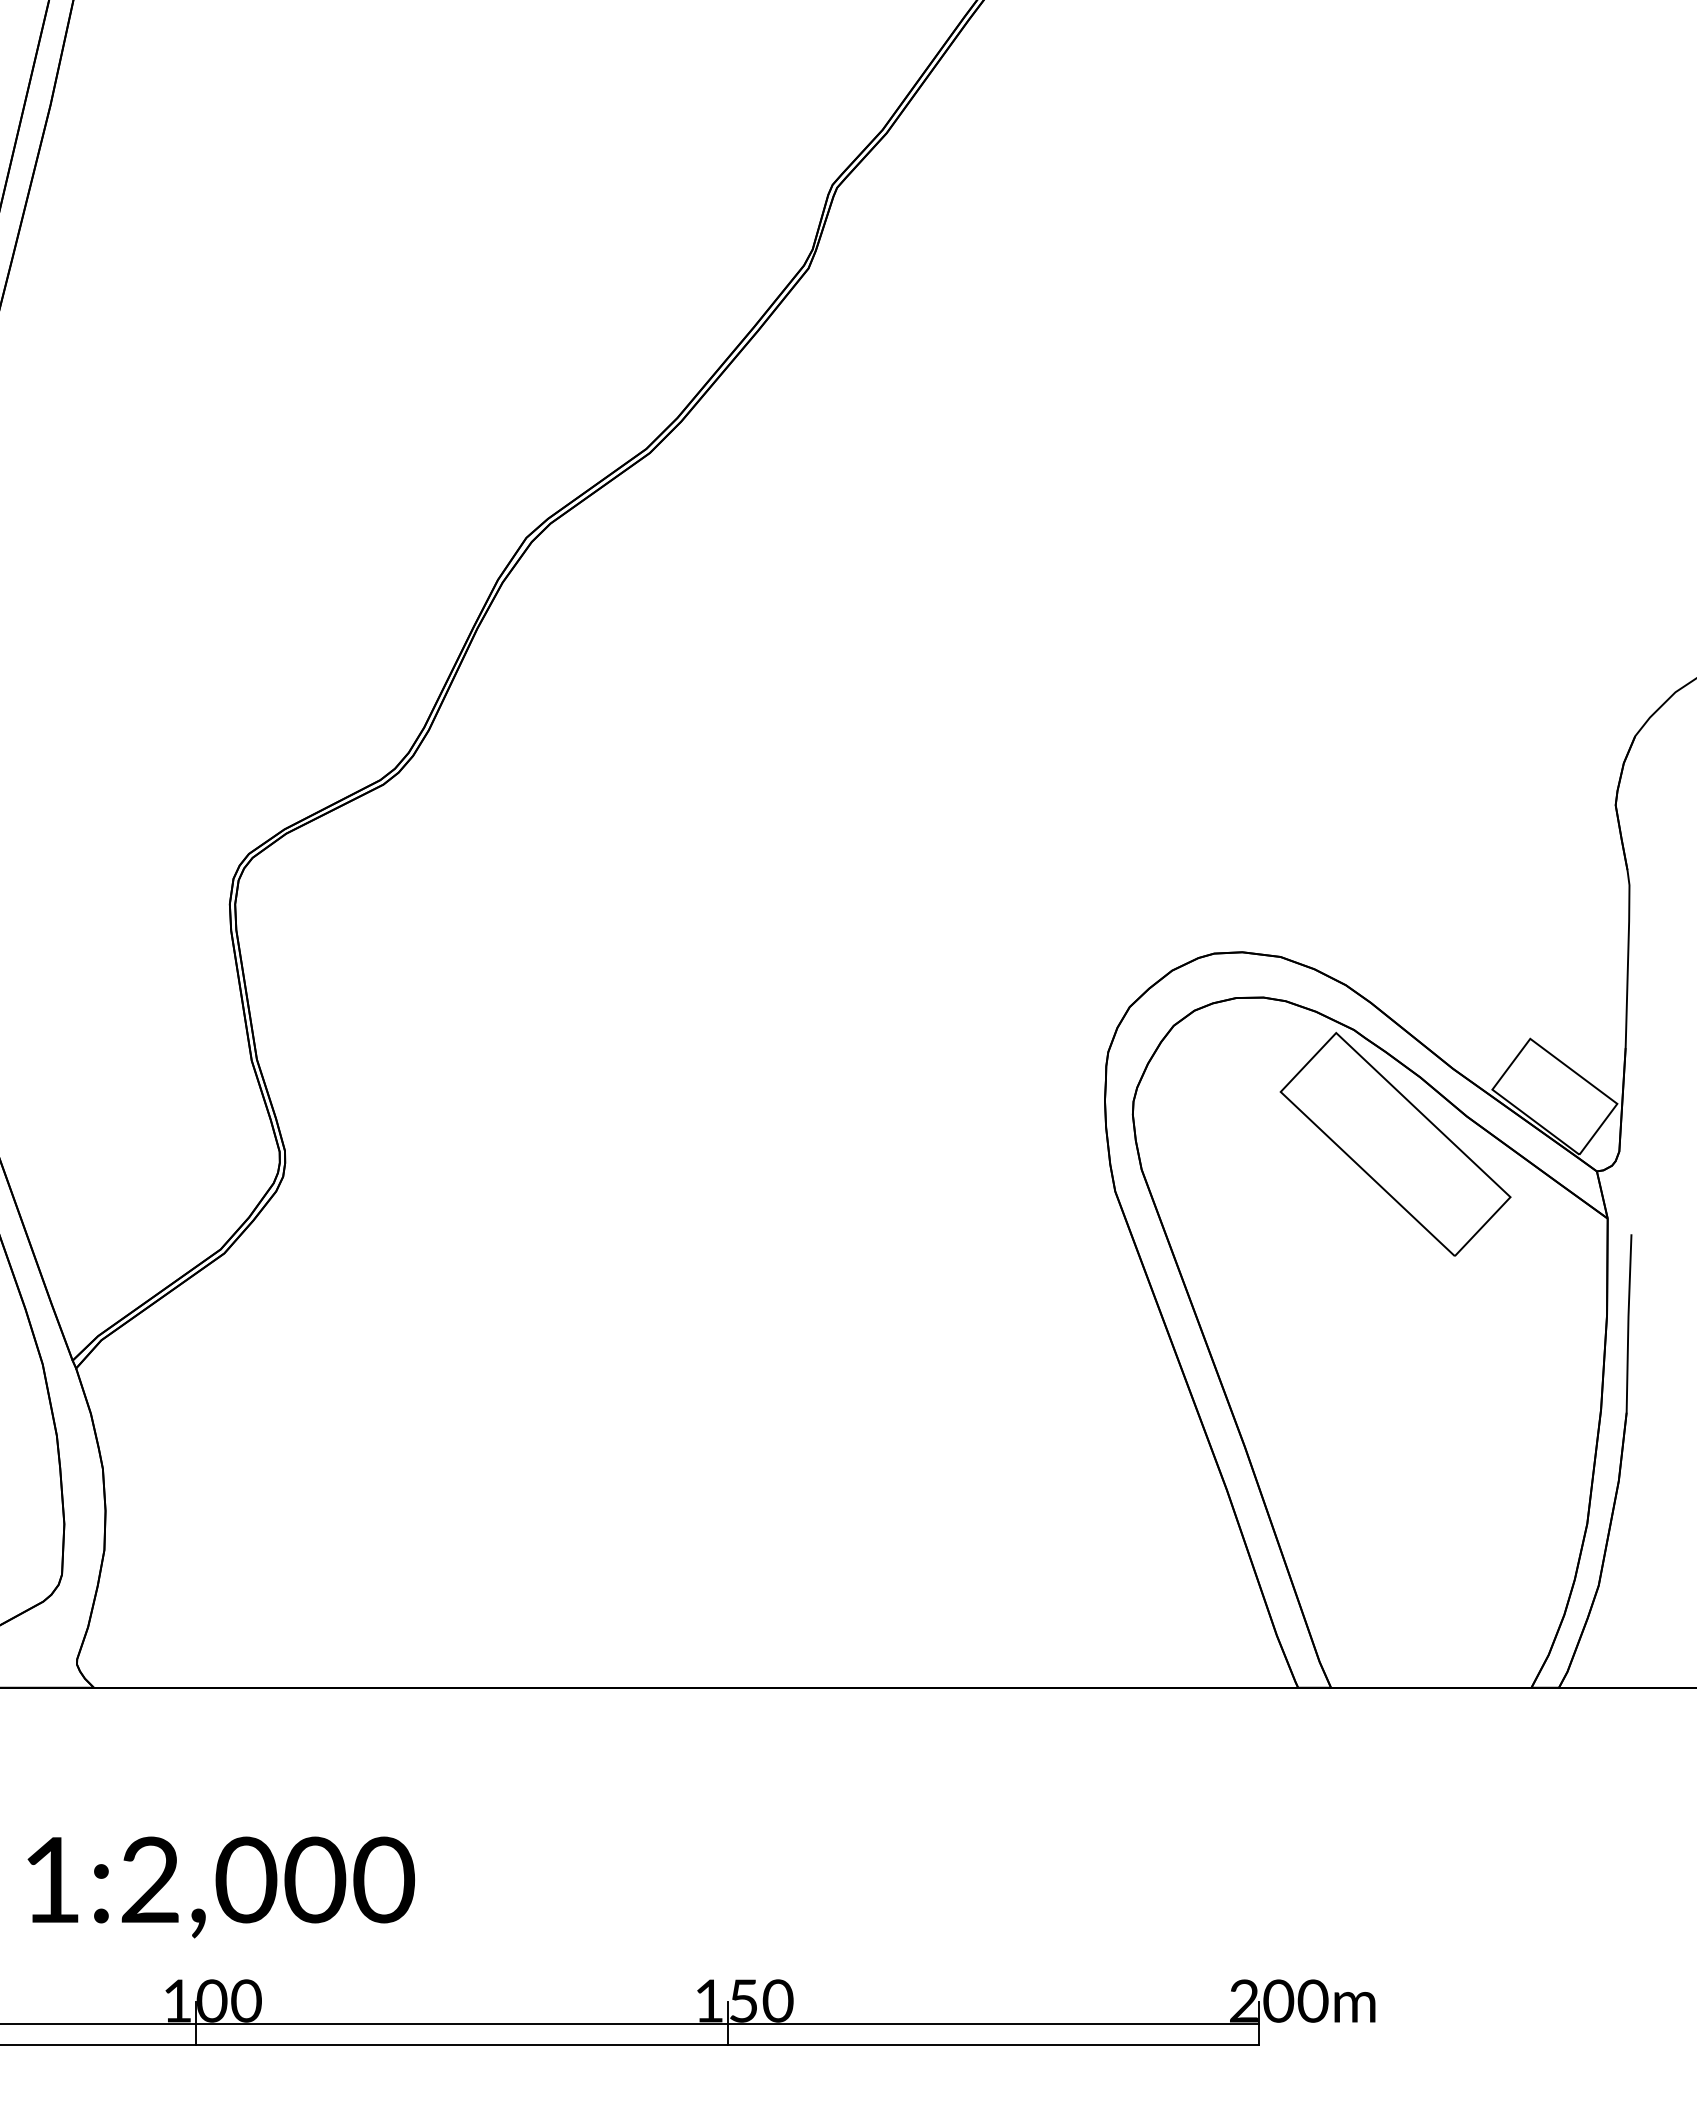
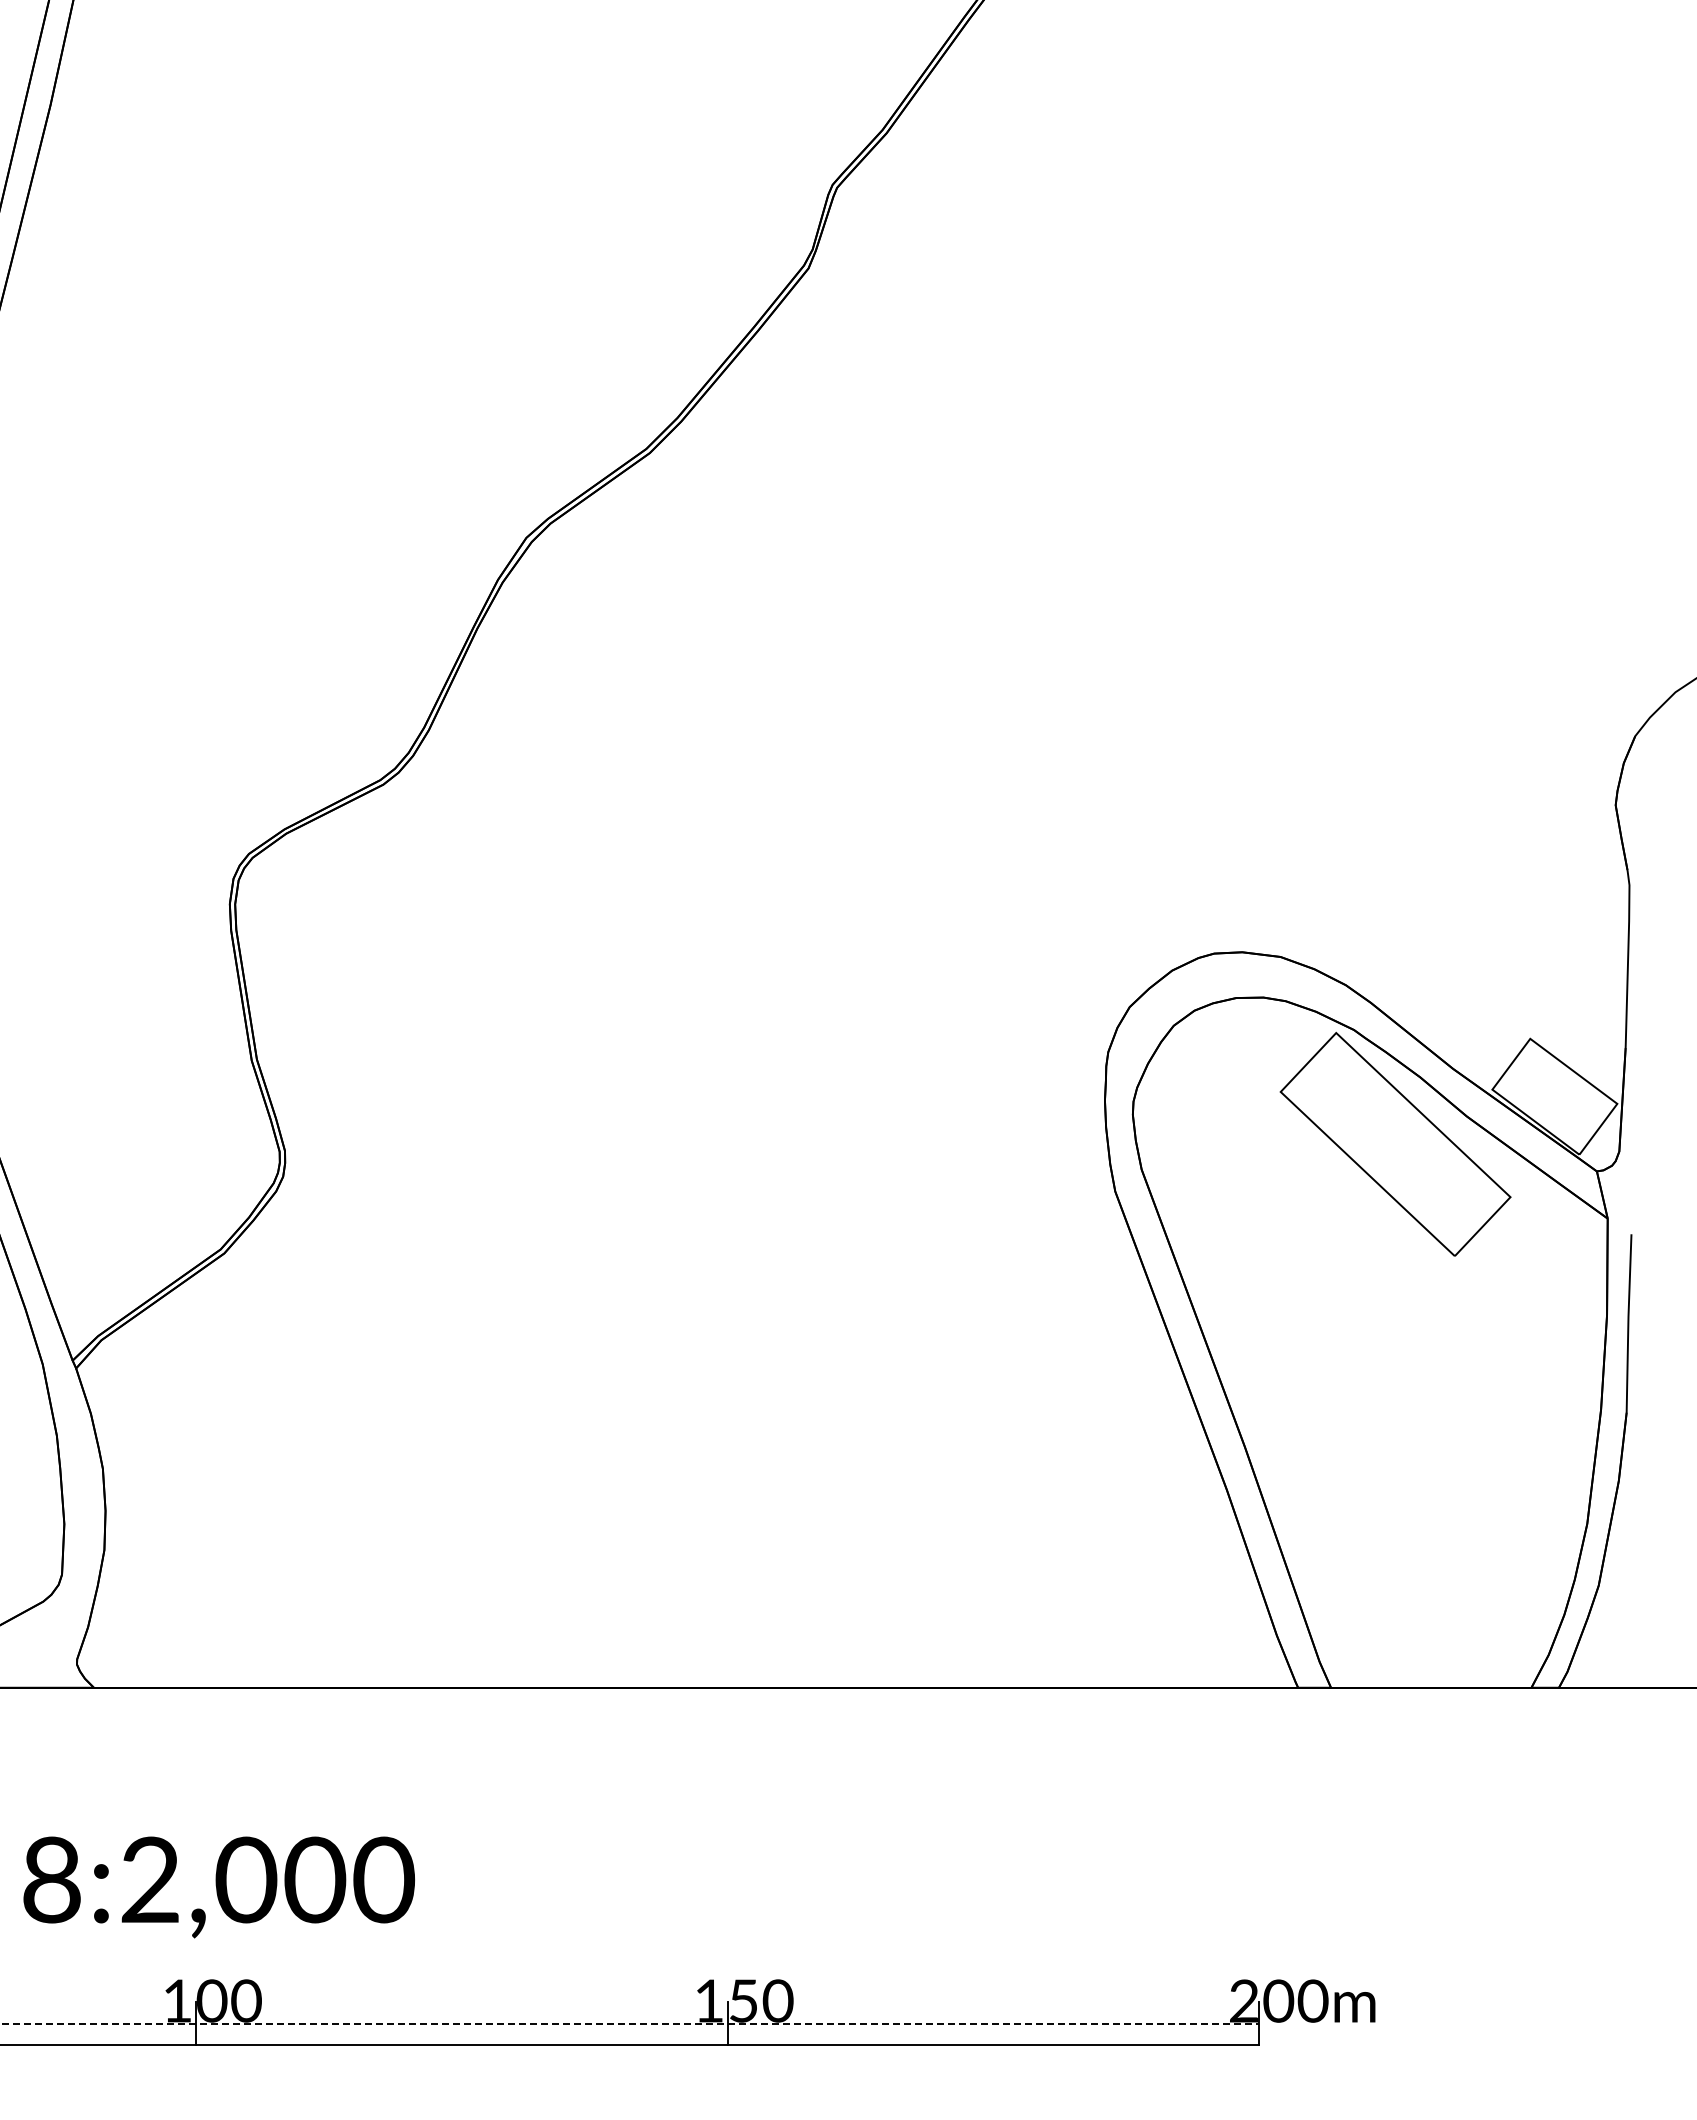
text: 1:2,000 -> 8:2,000 (51, 1879)
line: solid -> dashed (630, 2023)
